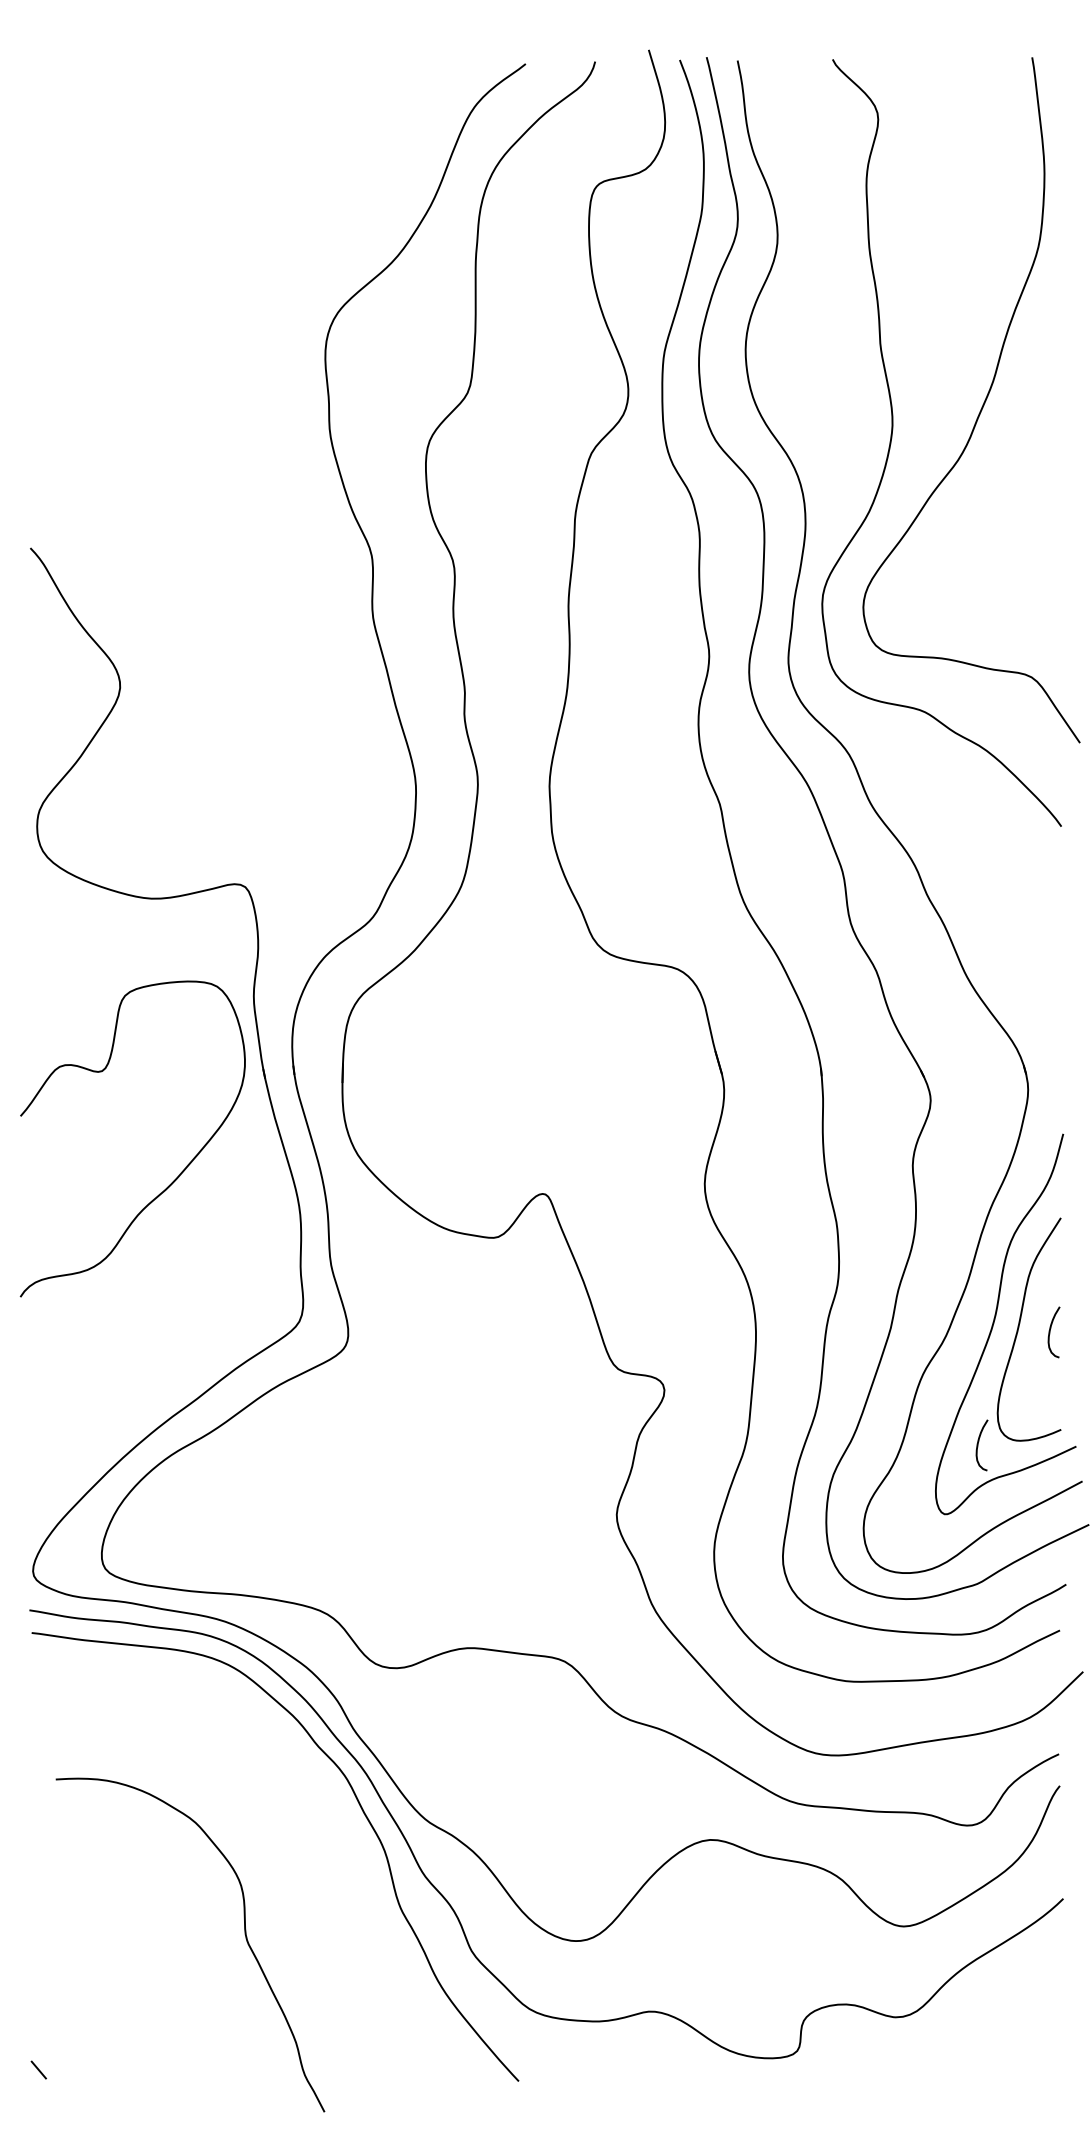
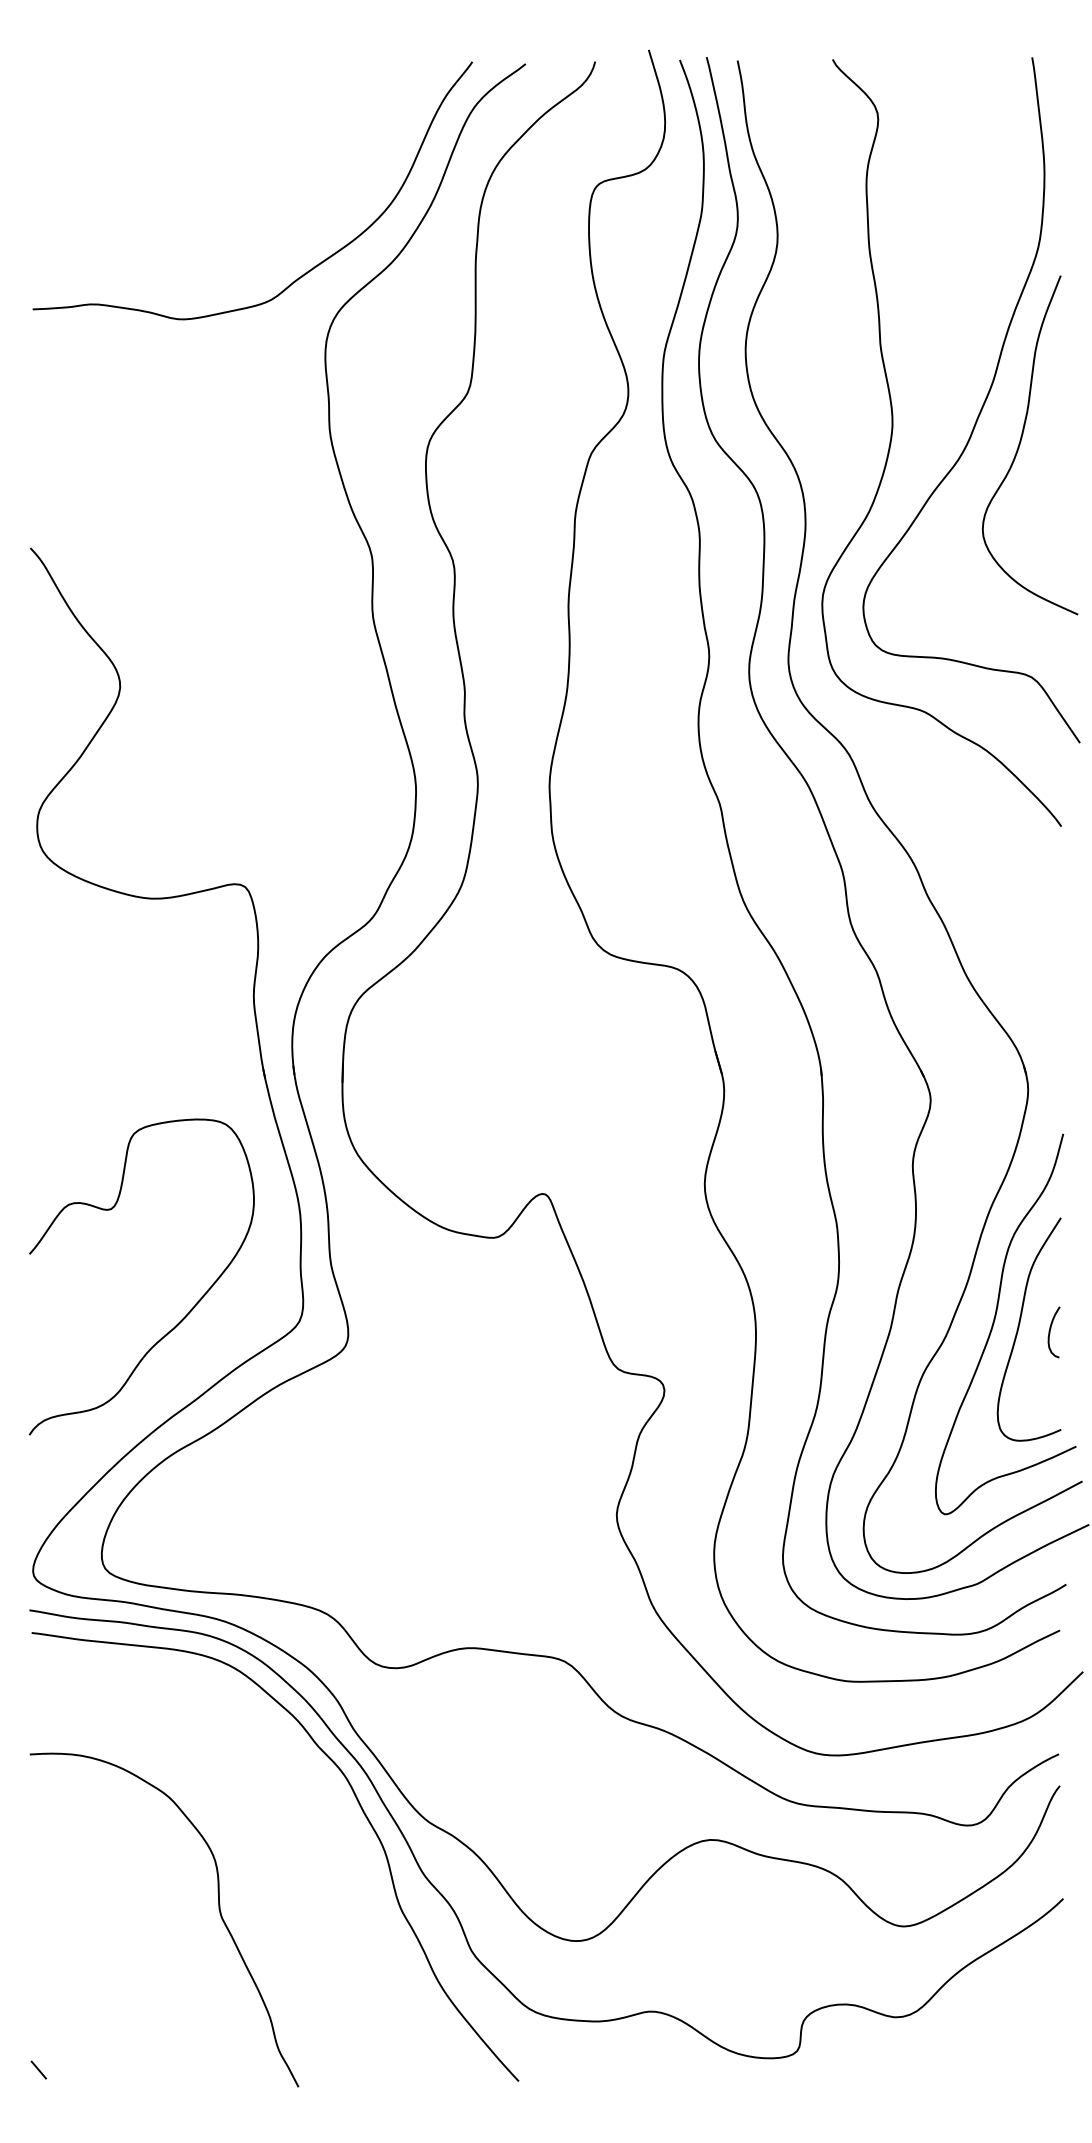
curve: none -> present (312, 267)
curve: none -> present (1021, 441)
curve position: (174, 1179) -> (183, 1317) (183, 1317)
curve: present -> none (978, 1445)
curve position: (244, 1934) -> (218, 1909) (218, 1909)
